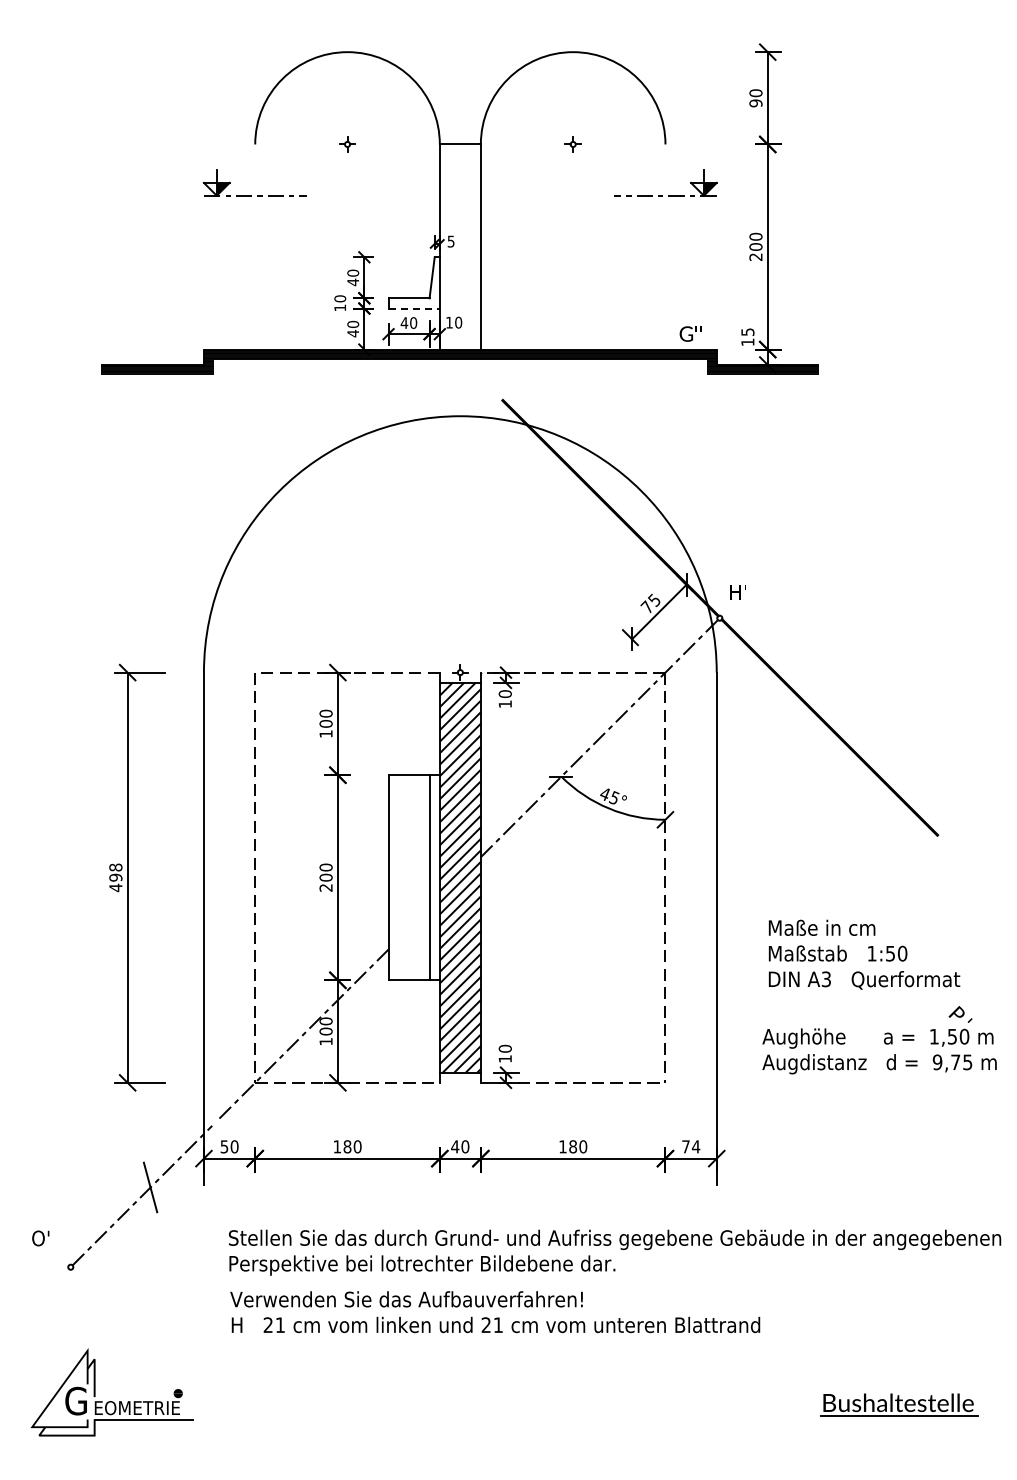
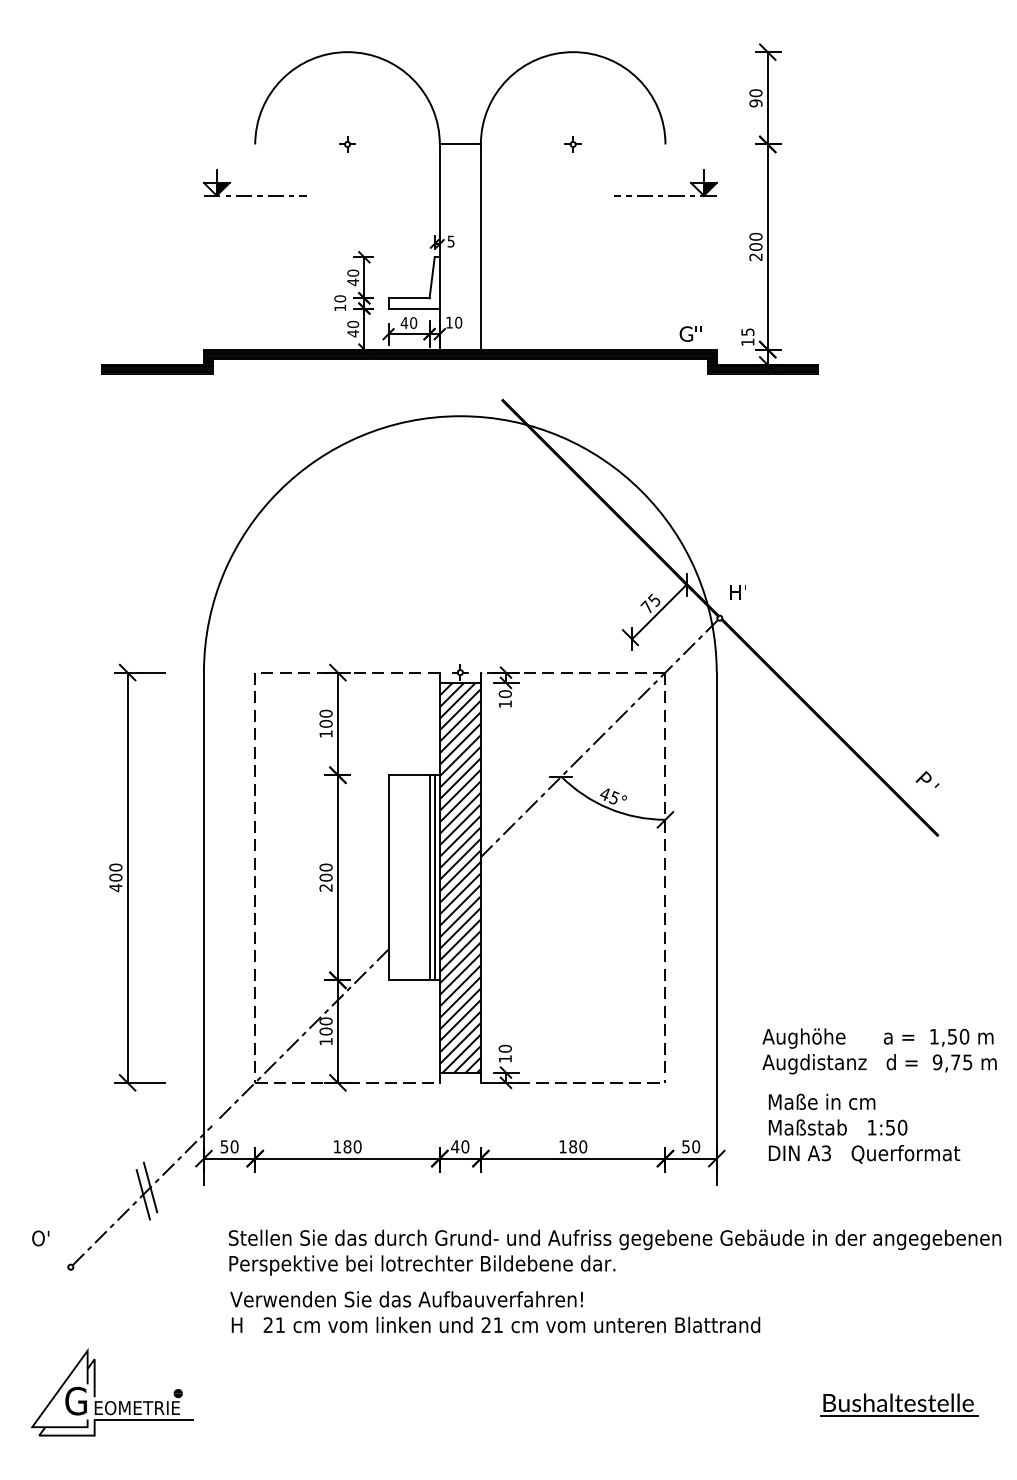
line: dashed -> solid (414, 308)
text: 498 -> 400 (115, 872)
line: none -> present (434, 877)
text position: (864, 954) -> (864, 1128) (864, 1128)
text position: (960, 1014) -> (927, 779) (927, 779)
text: 74 -> 50 (691, 1146)
line: none -> present (142, 1194)
